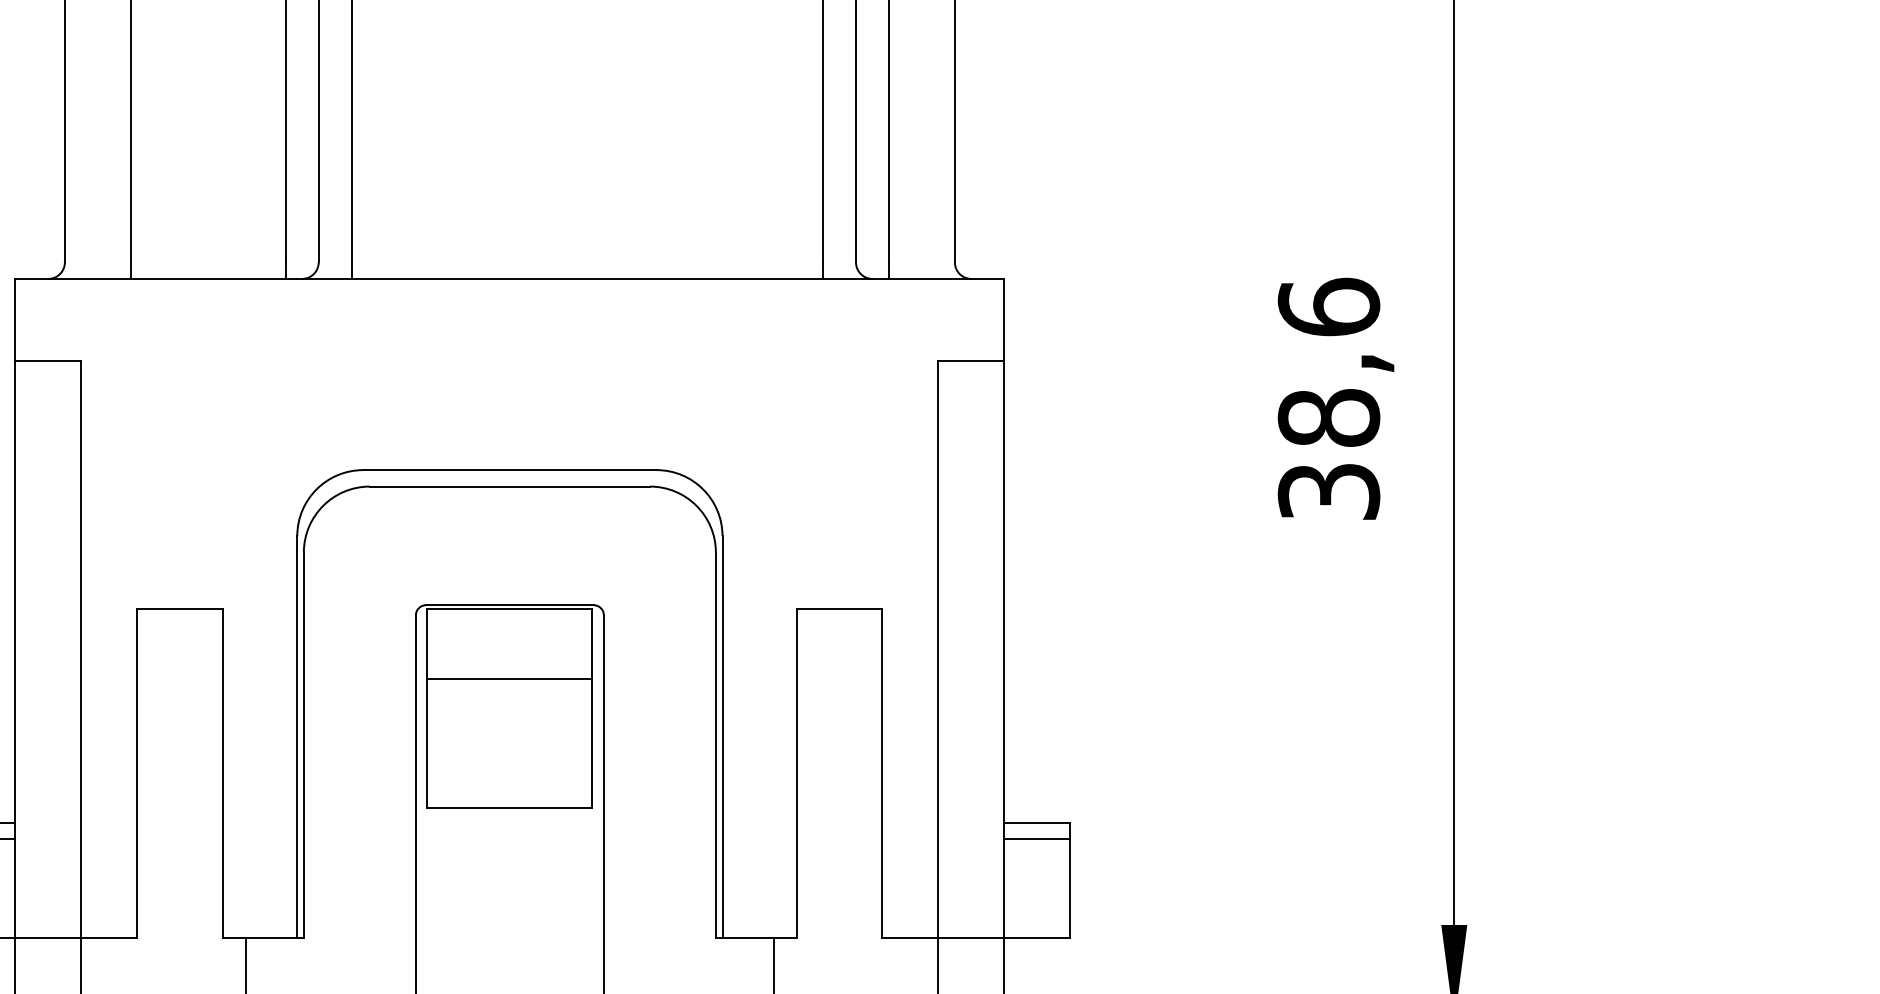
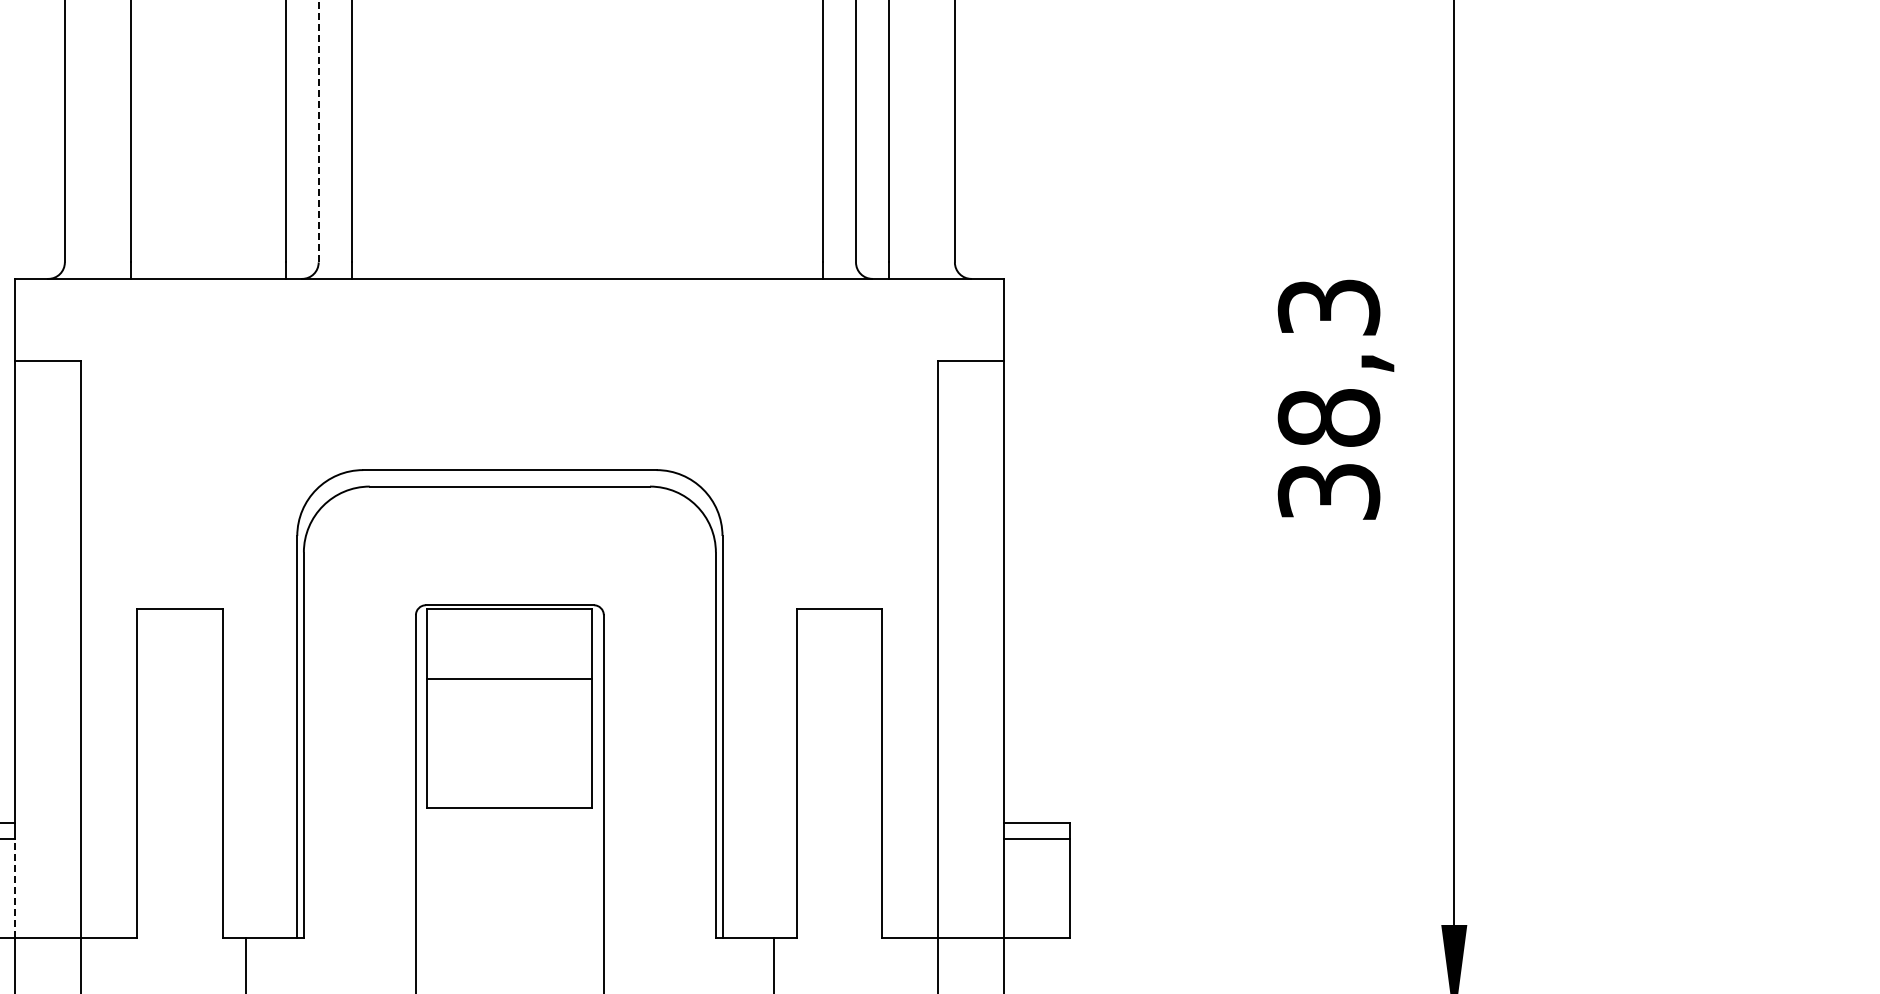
line: solid -> dashed (318, 131)
text: 38,6 -> 38,3 (1328, 306)
line: solid -> dashed (15, 888)
